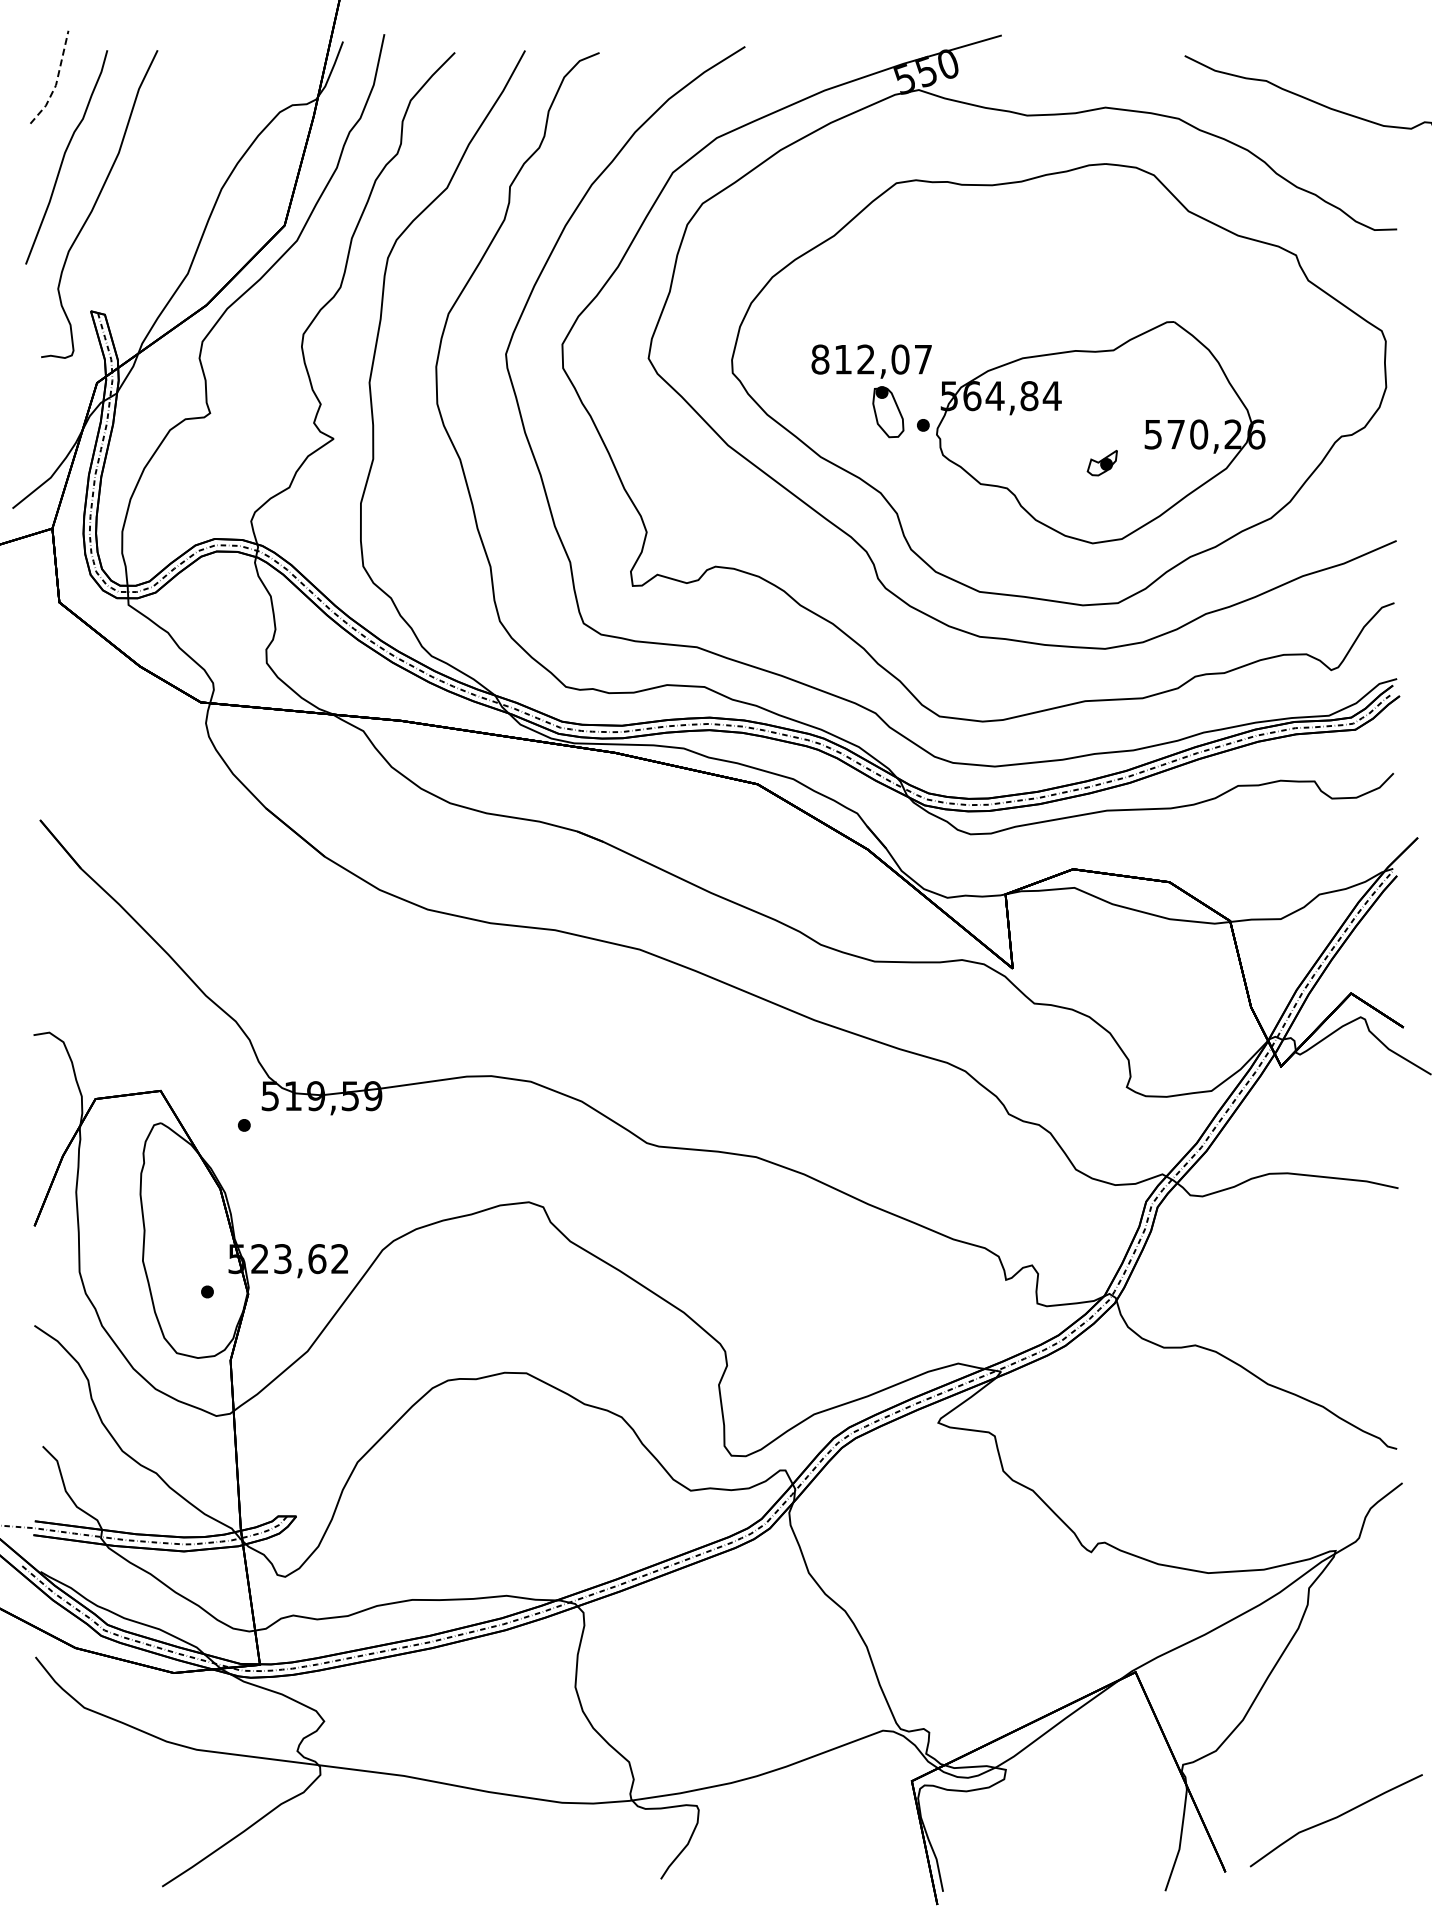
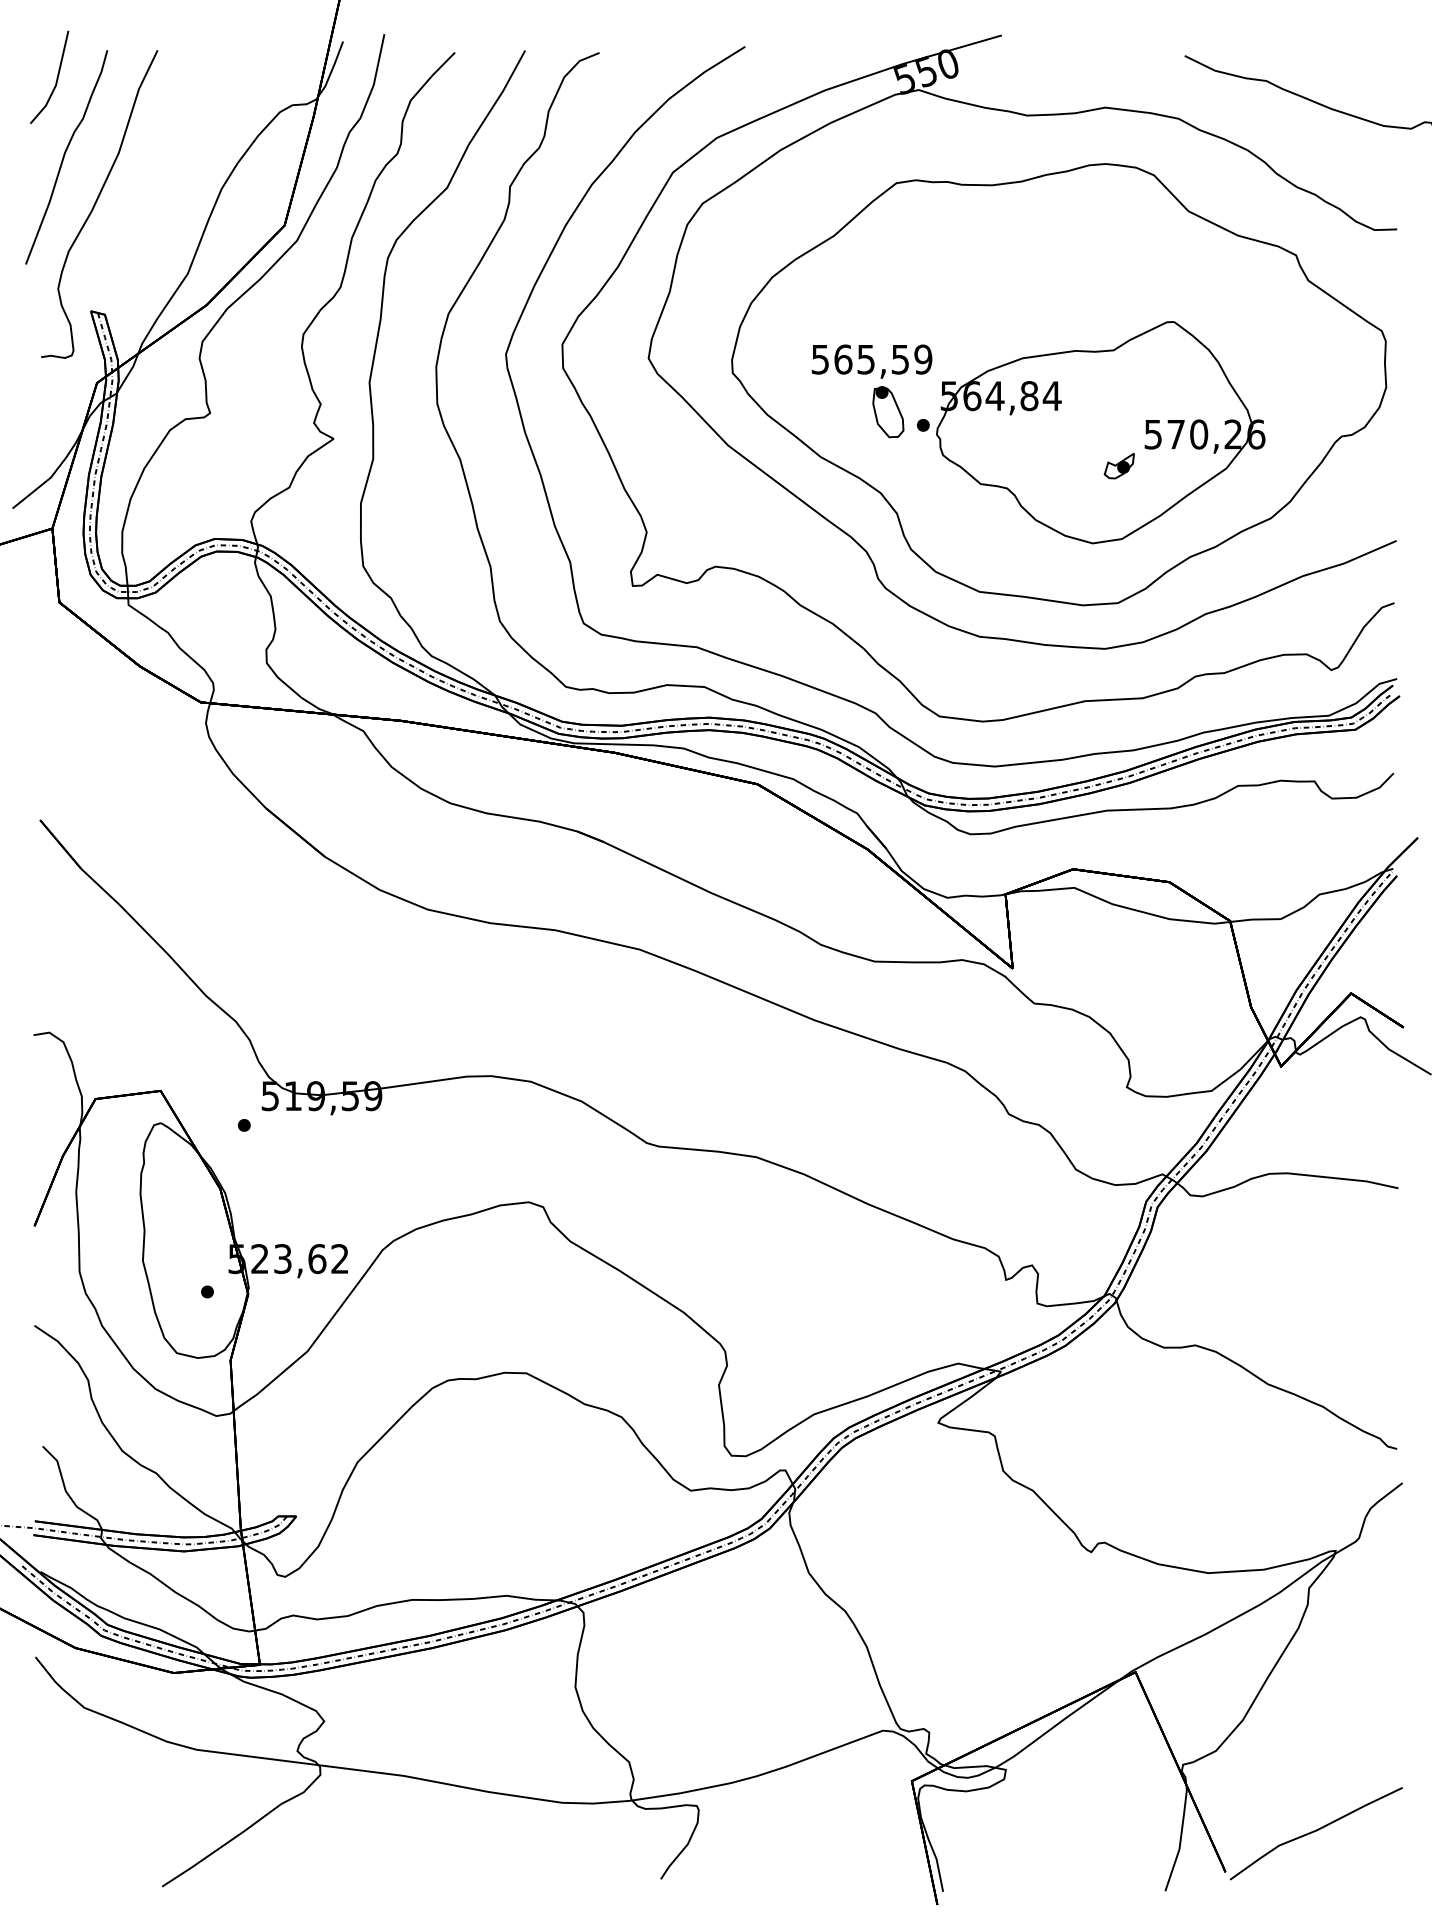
line: dashed -> solid (56, 81)
text: 812,07 -> 565,59 (871, 359)
part position: (1101, 463) -> (1118, 466) (1118, 466)
curve position: (1334, 1819) -> (1314, 1832) (1314, 1832)
